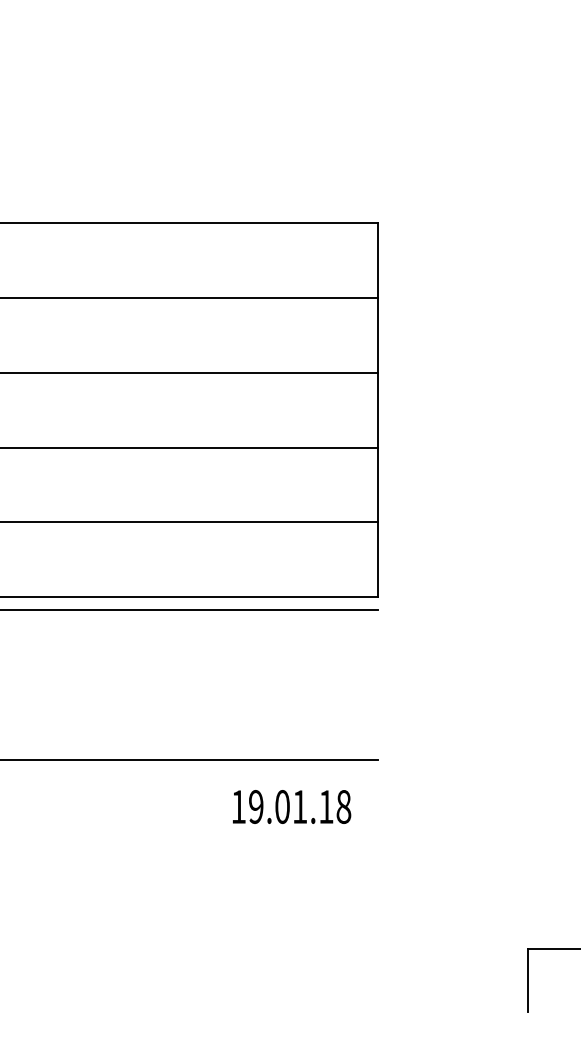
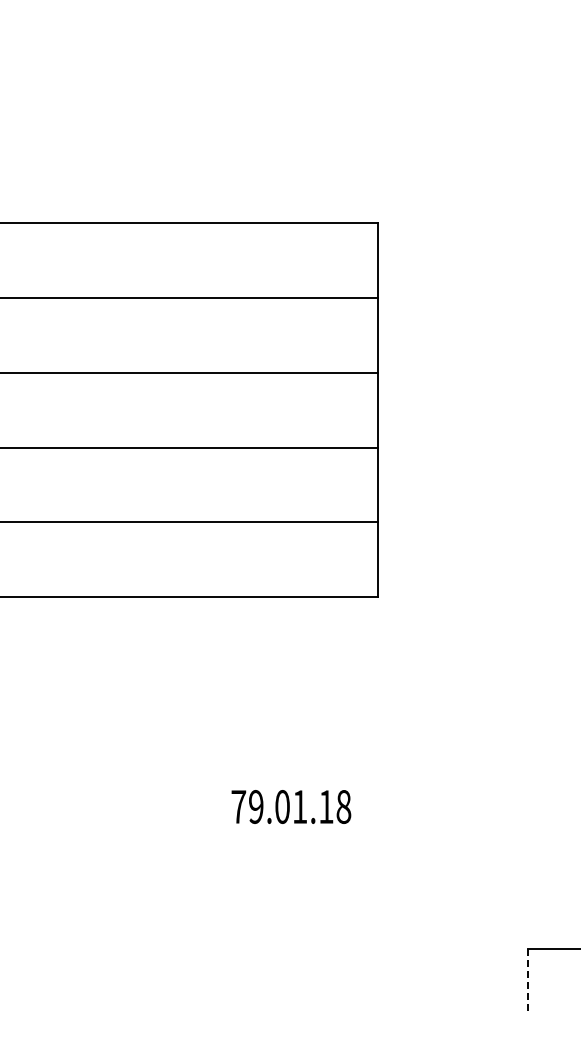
line: present -> none (190, 609)
line: present -> none (190, 759)
text: 19.01.18 -> 79.01.18 (238, 806)
line: solid -> dashed (527, 980)
